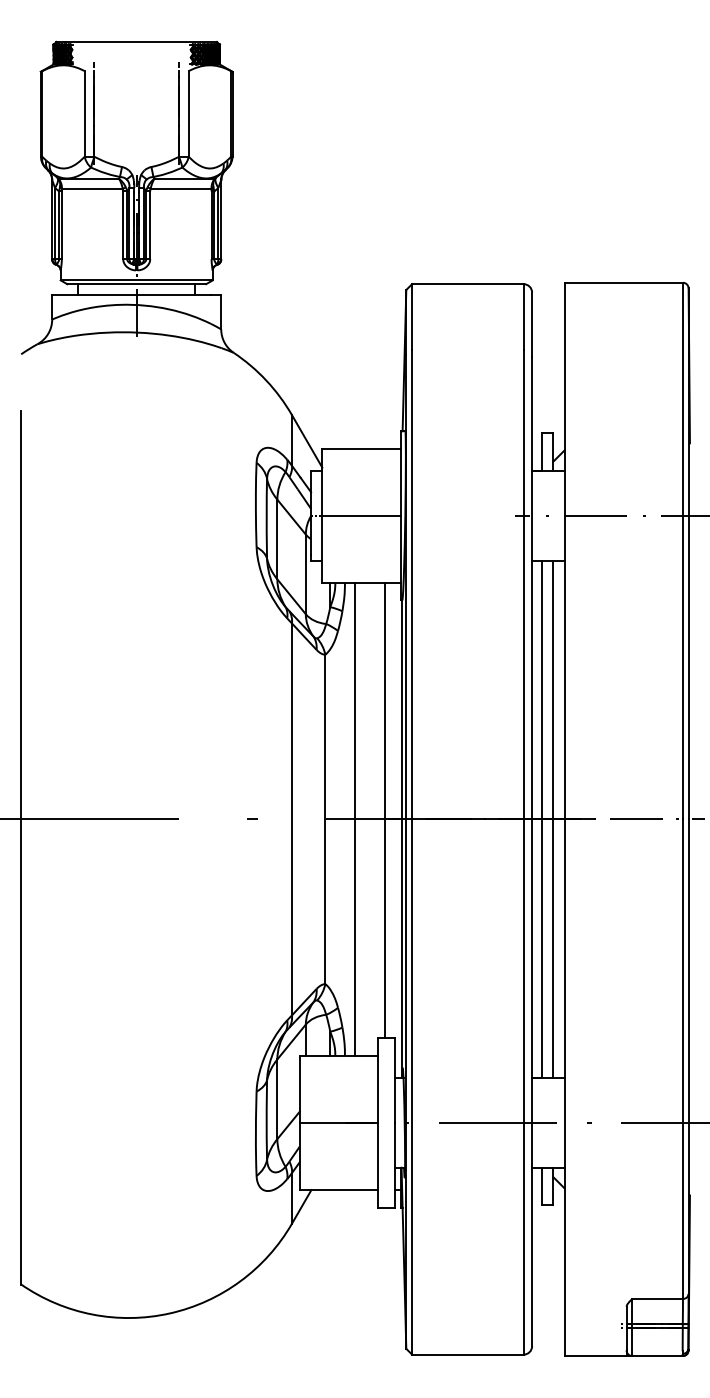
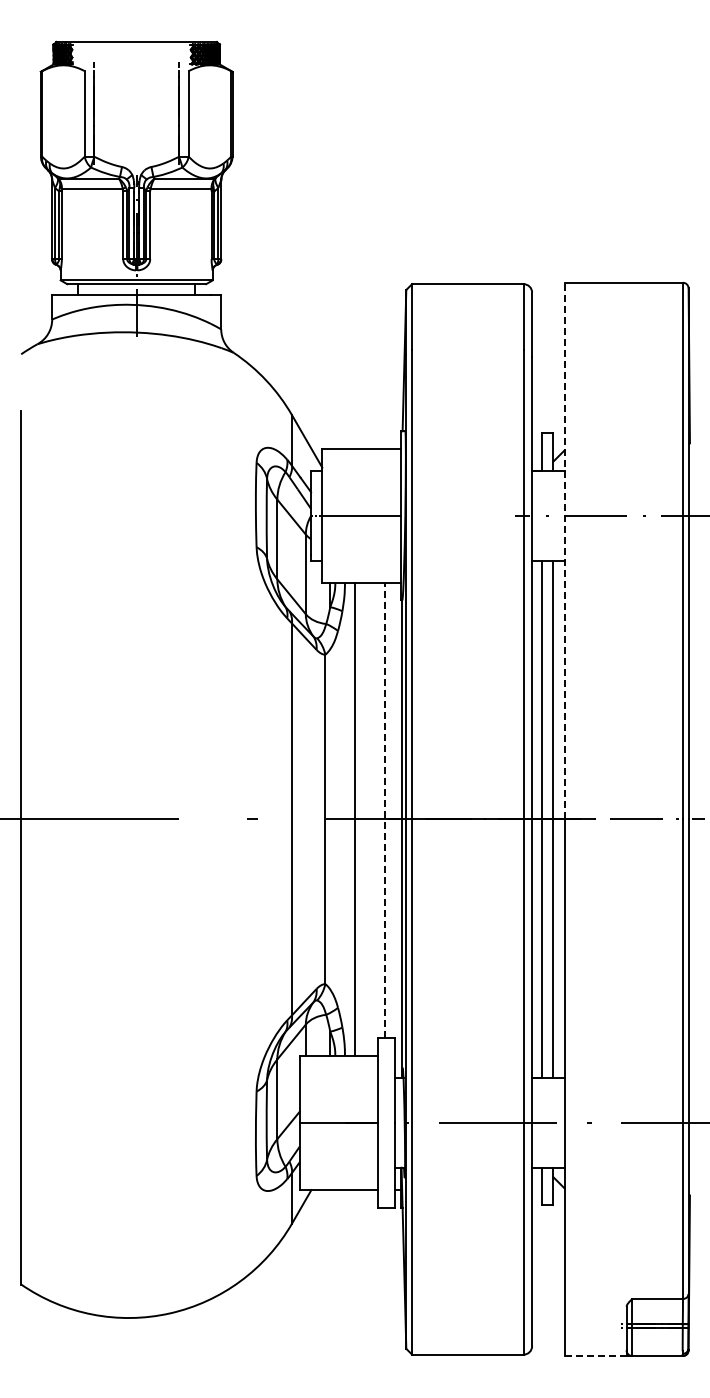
line: solid -> dashed (564, 550)
line: solid -> dashed (384, 810)
line: solid -> dashed (595, 1356)
